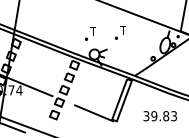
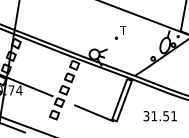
part: present -> none (89, 33)
text: 39.83 -> 31.51 (163, 116)
